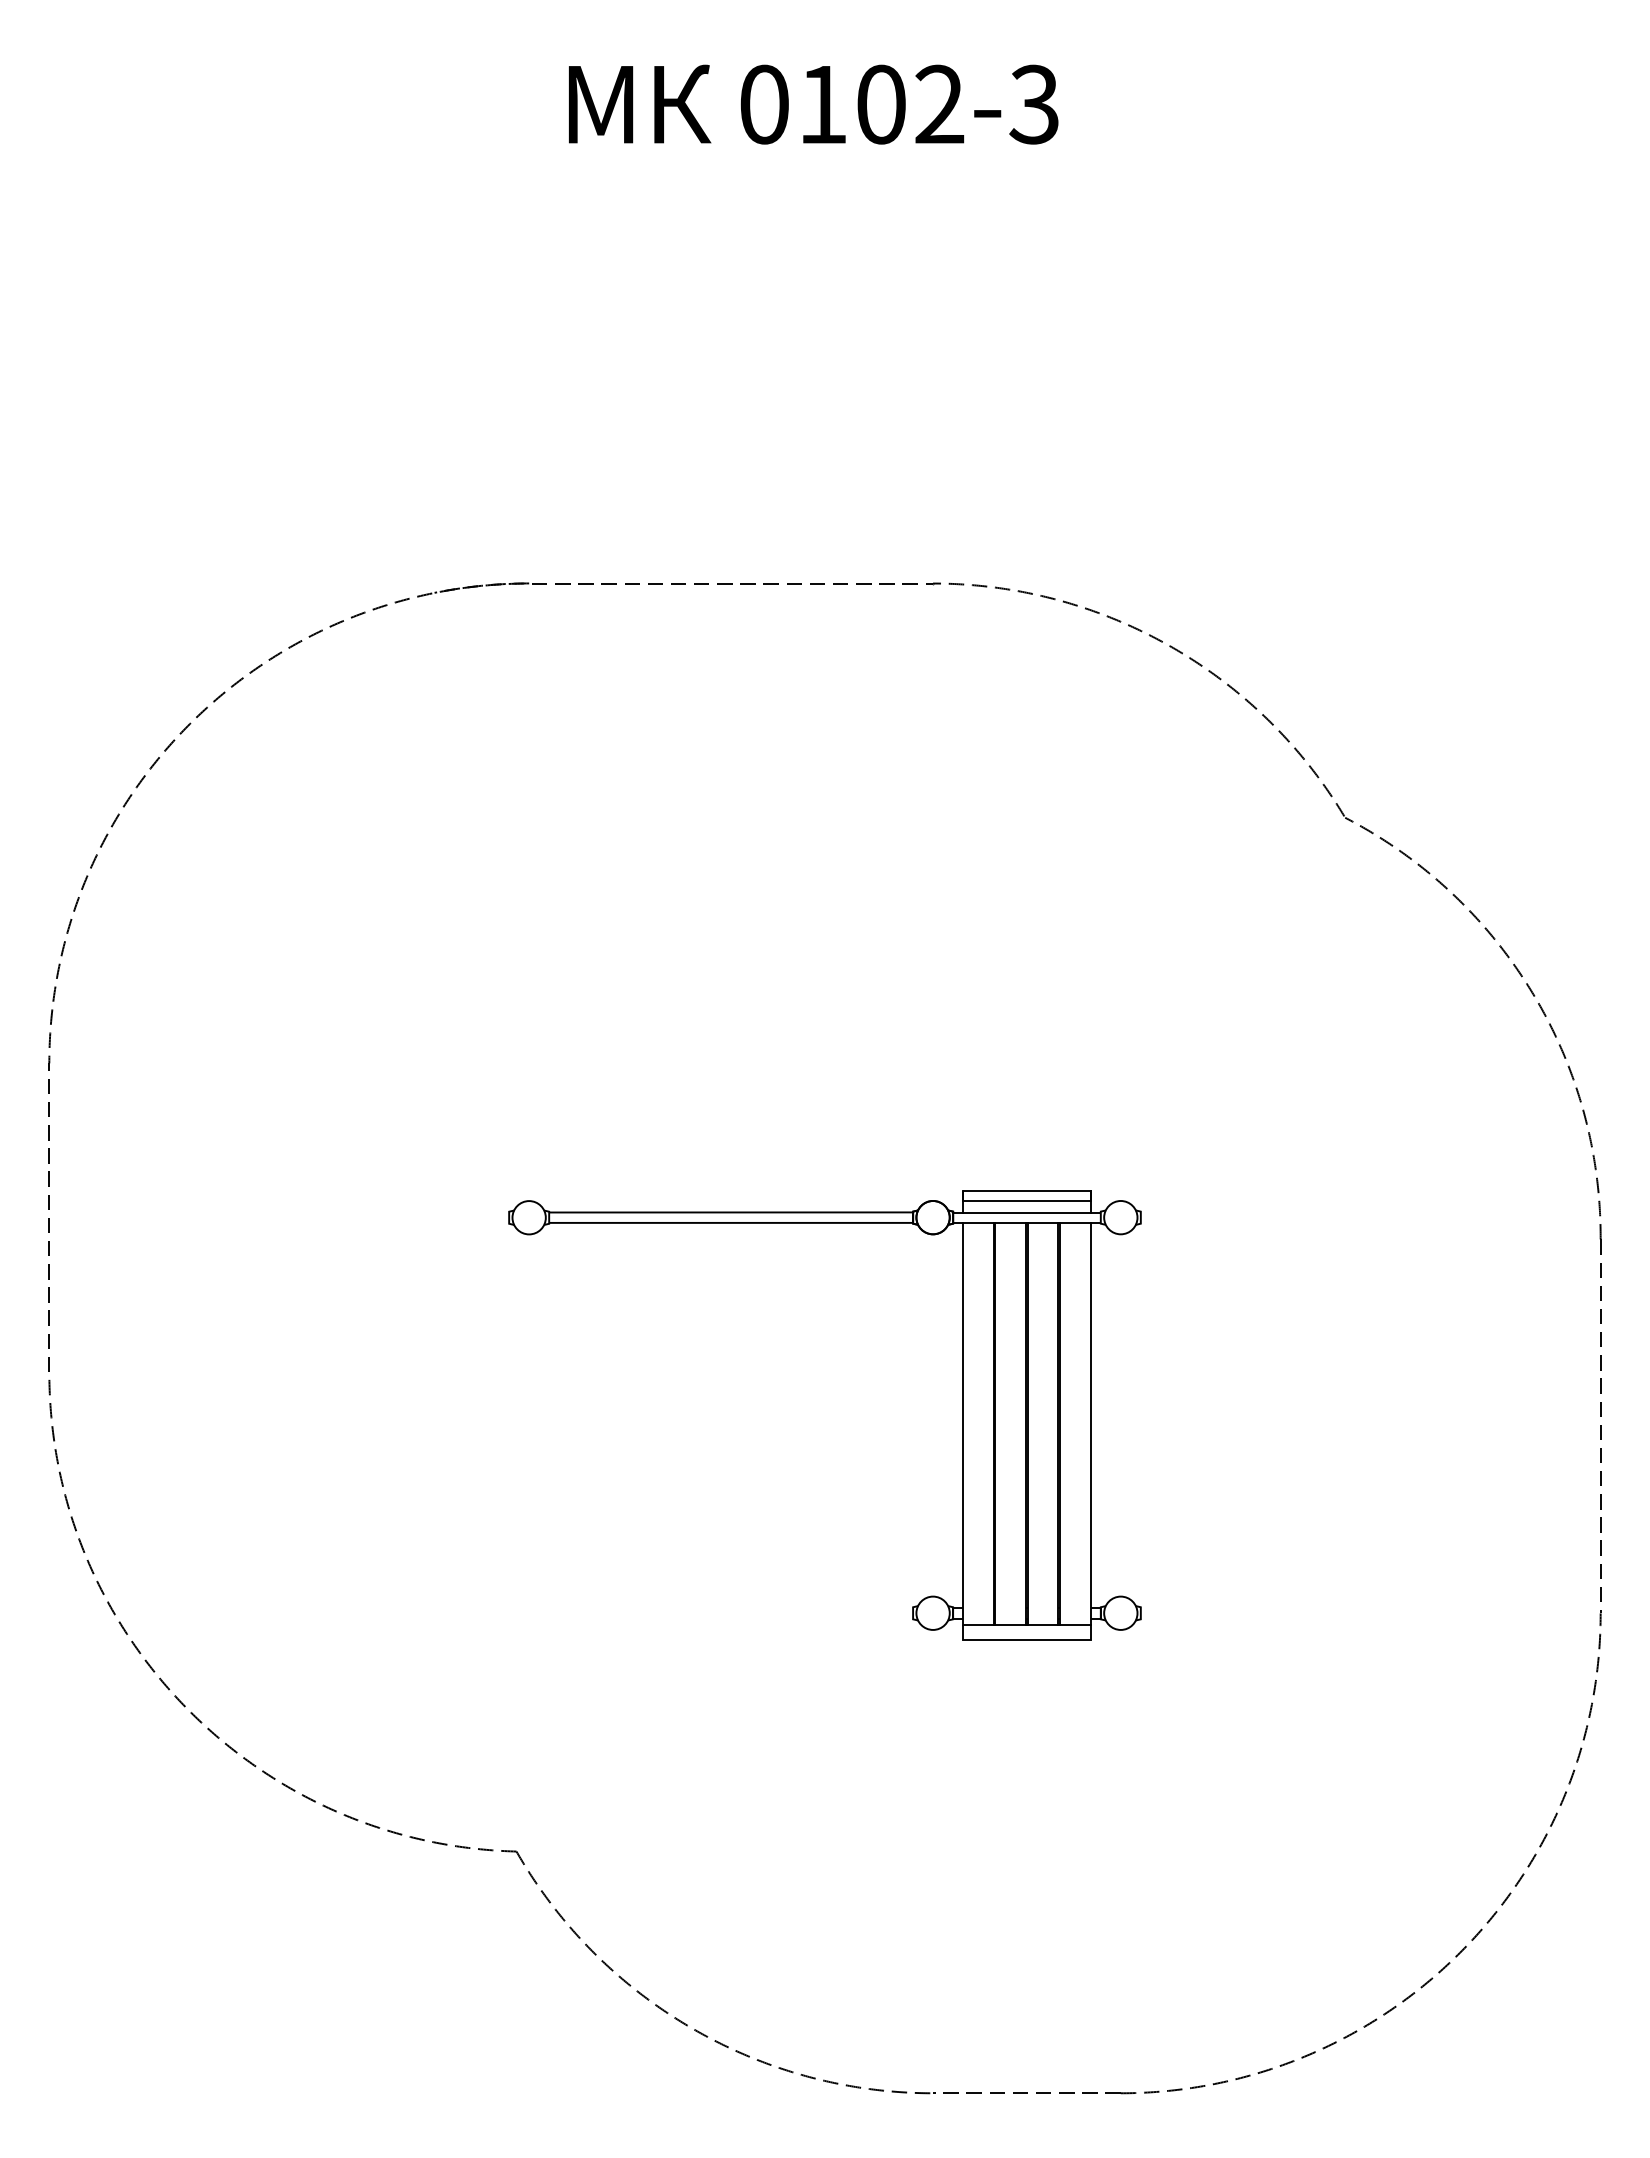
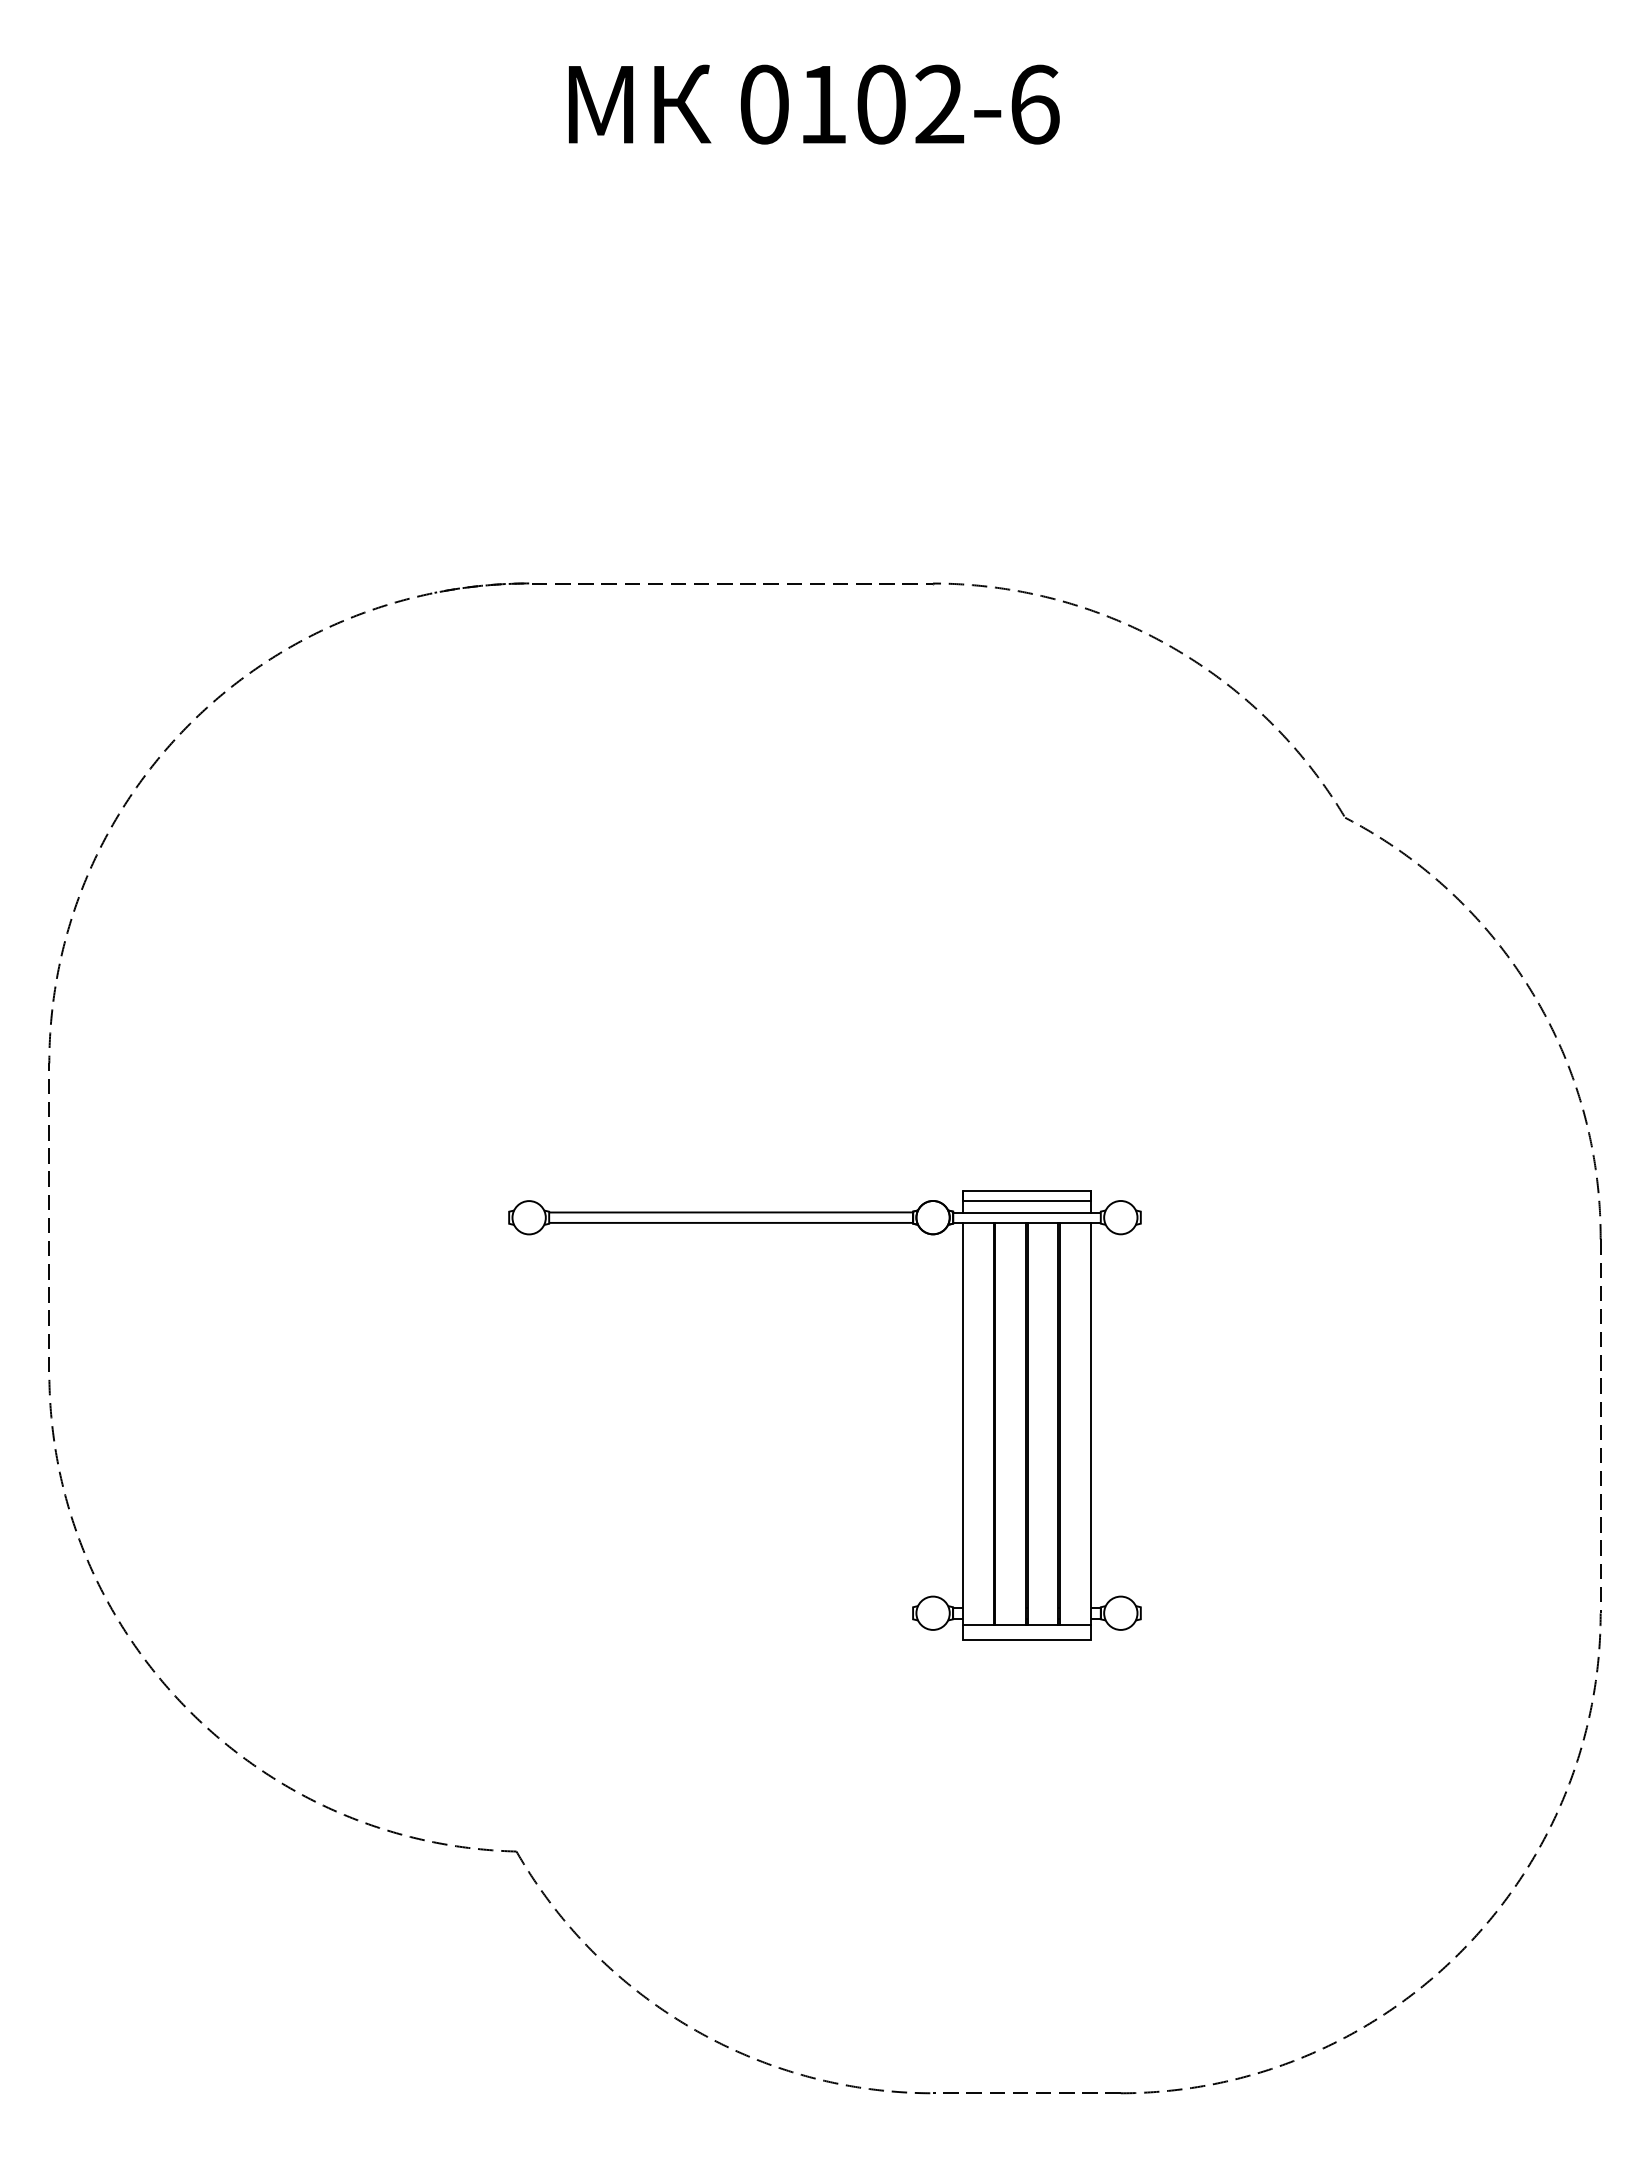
text: 0102-3 -> 0102-6 (1034, 104)
